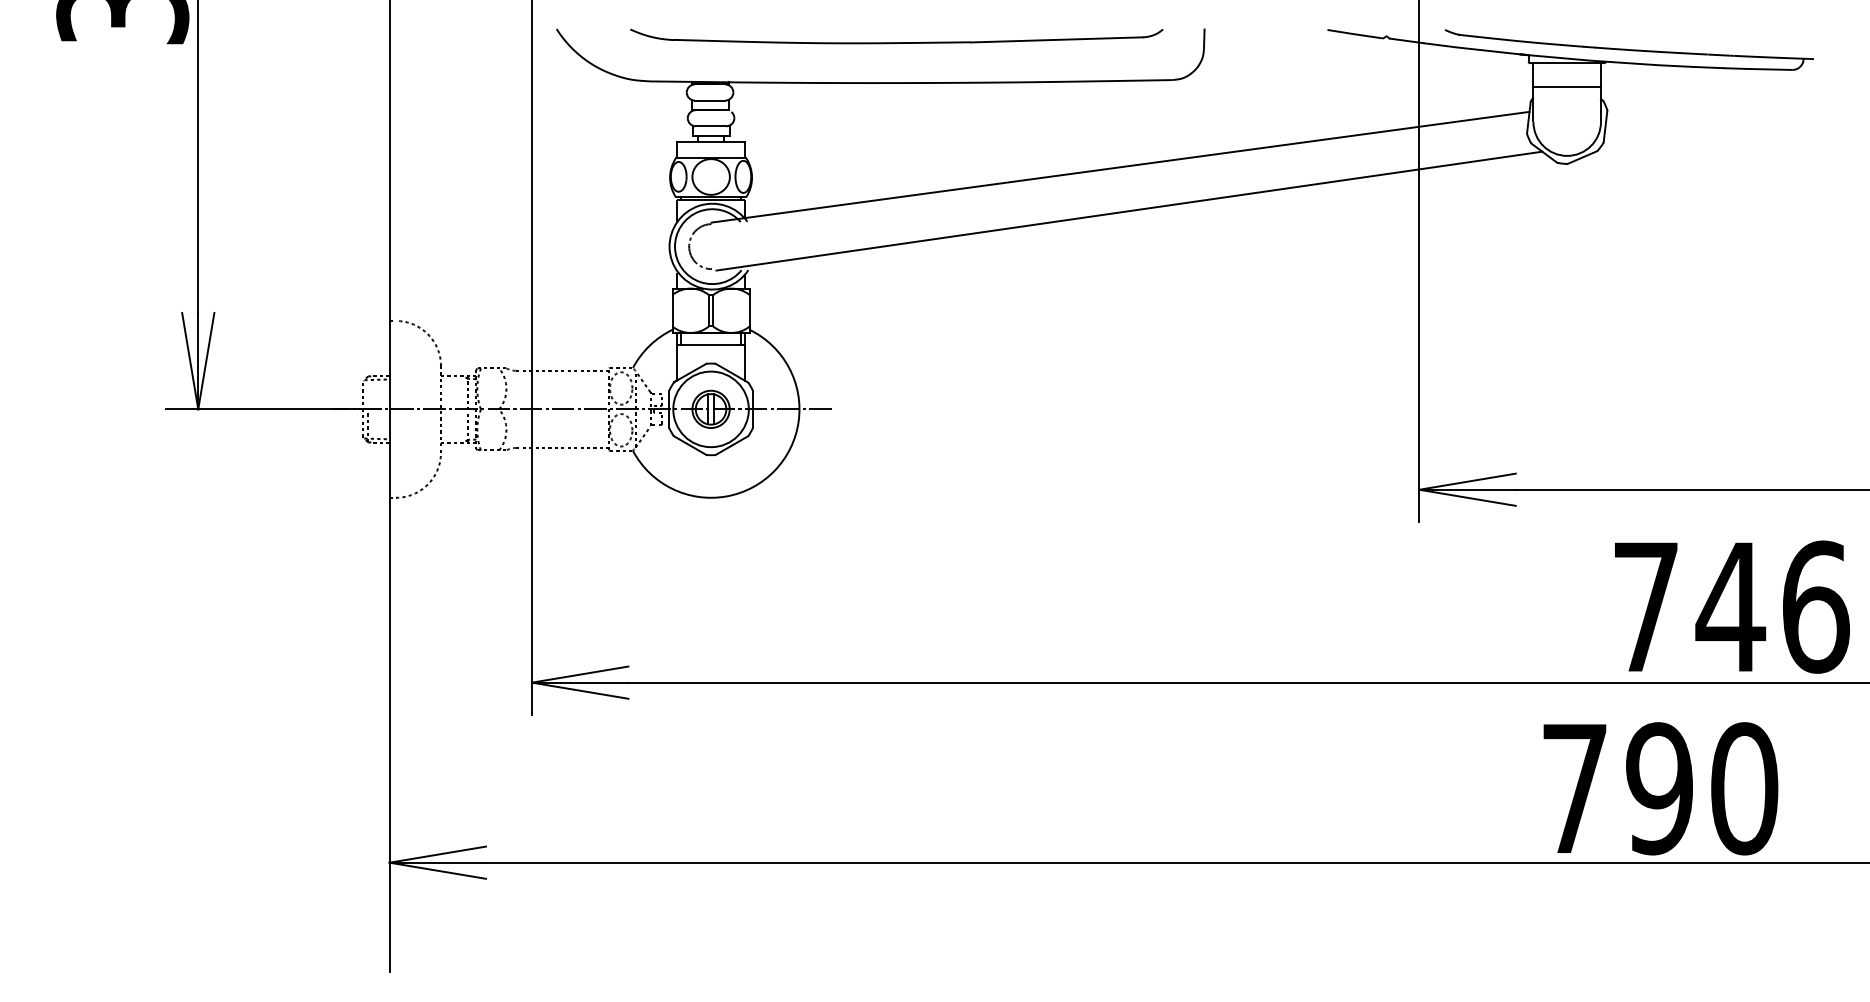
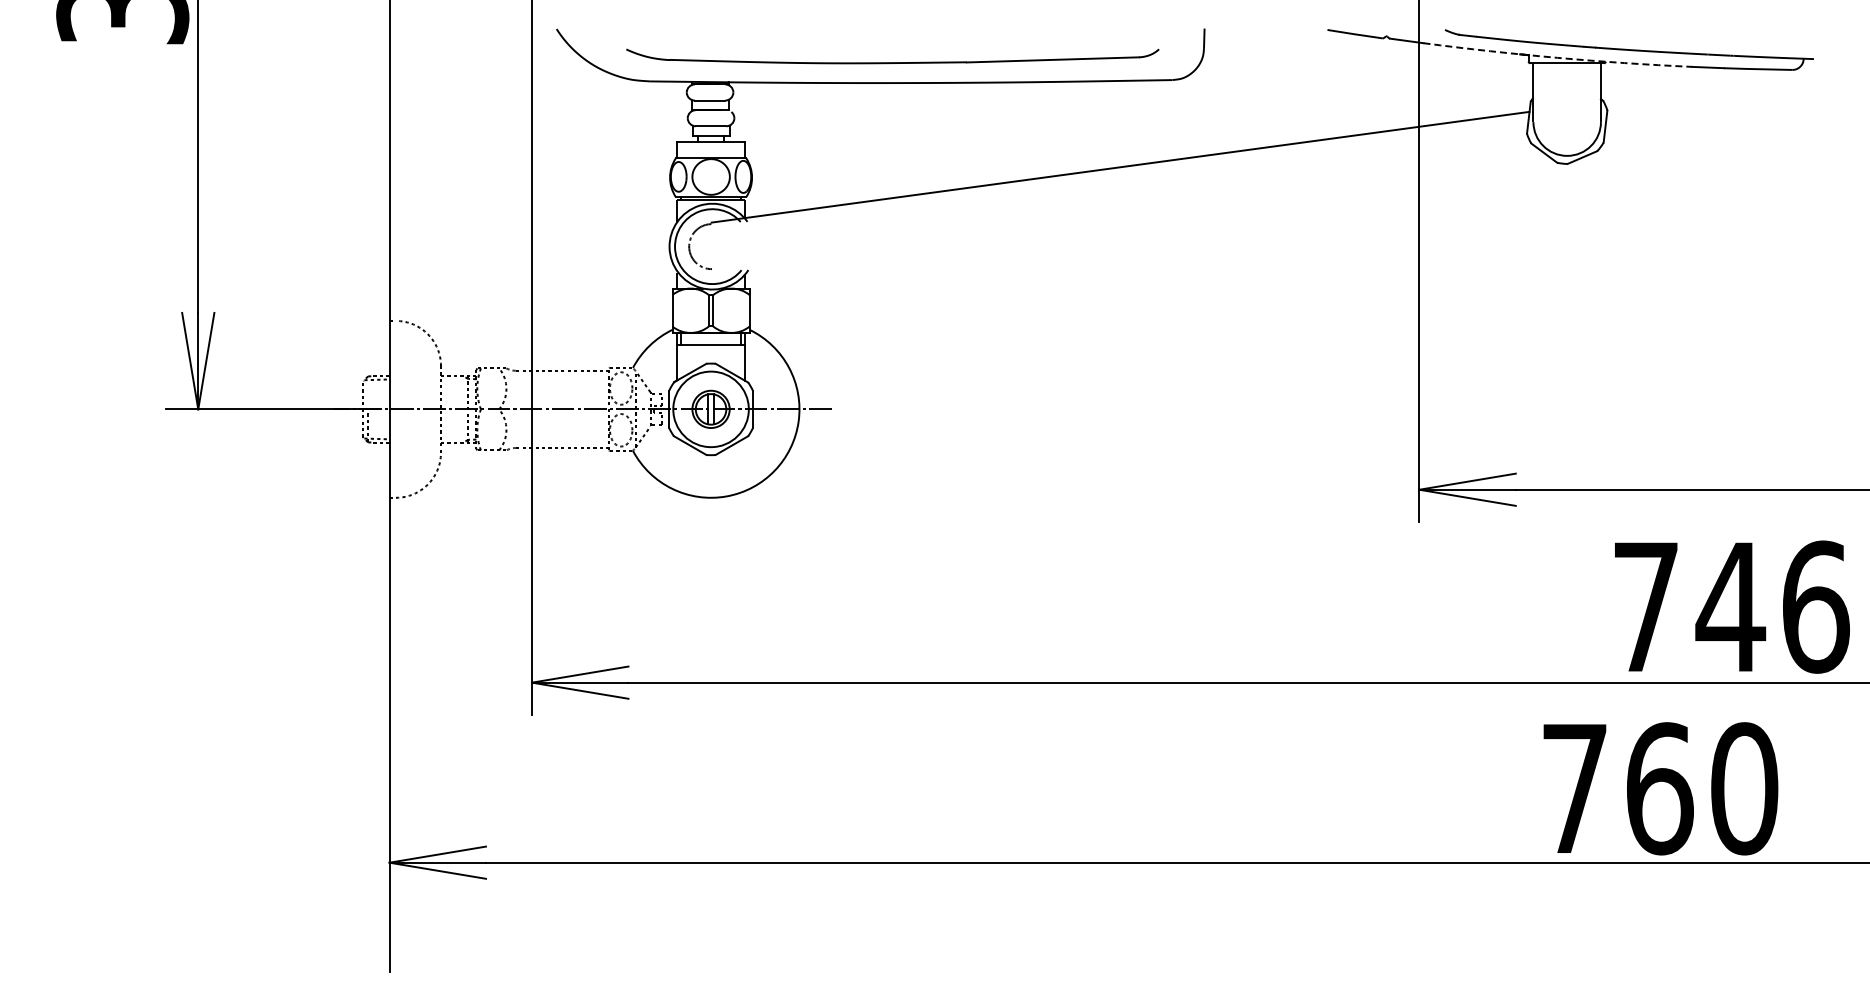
part position: (896, 36) -> (892, 56) (892, 56)
arc: solid -> dashed (1557, 57)
line: present -> none (1566, 86)
line: present -> none (1129, 210)
text: 790 -> 760 (1659, 788)
